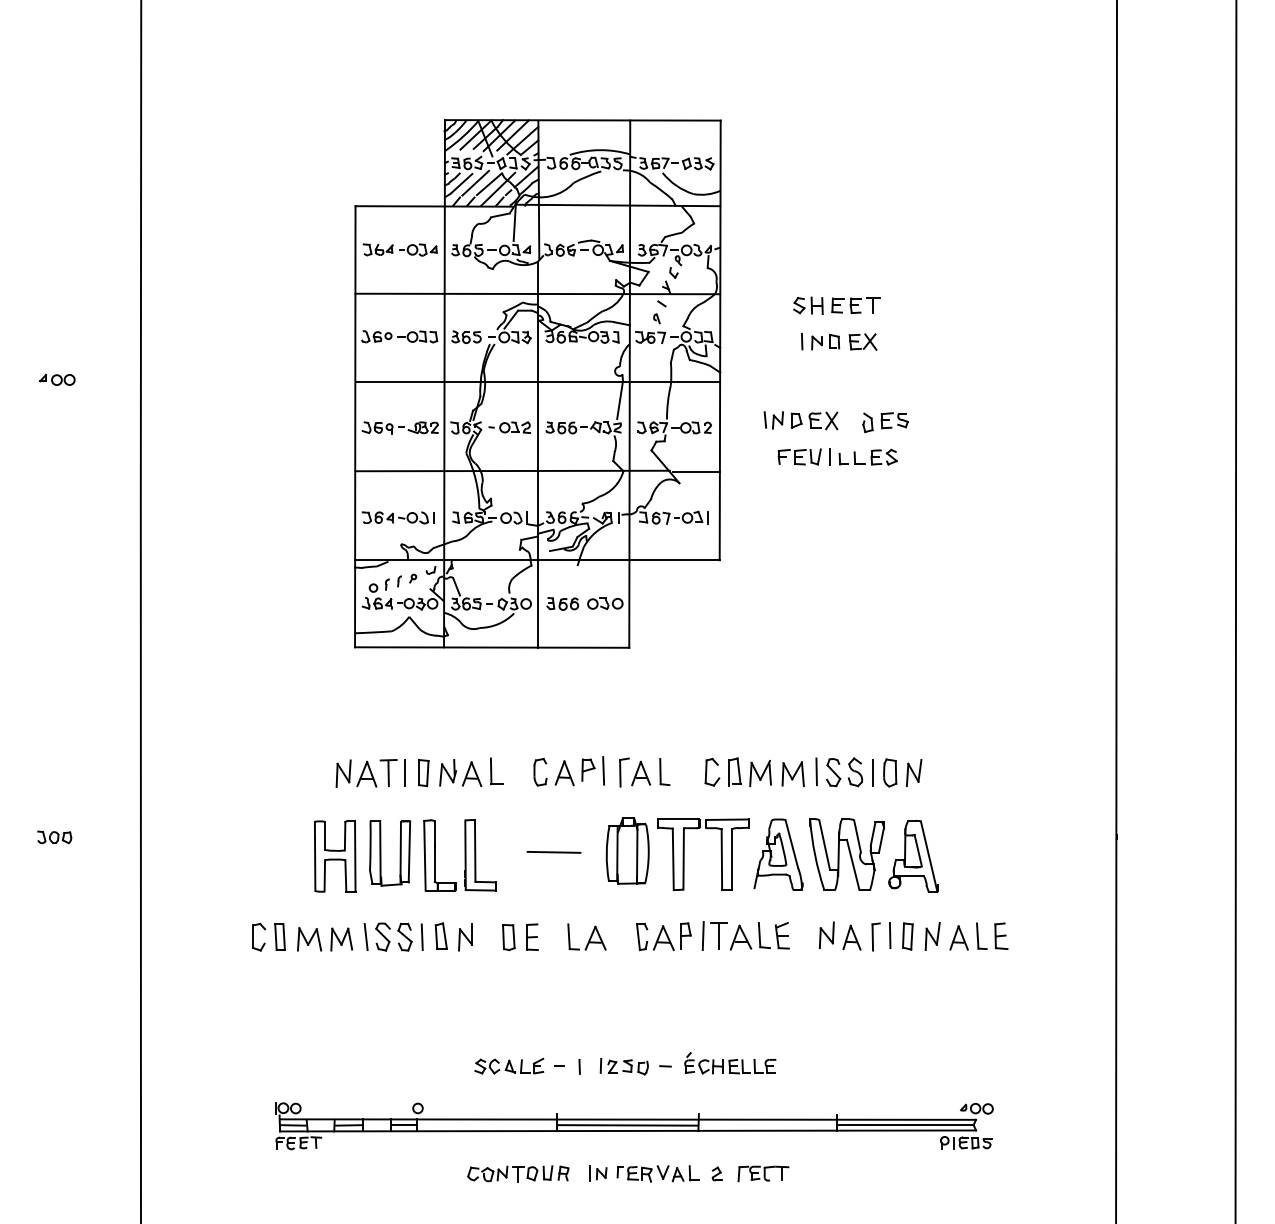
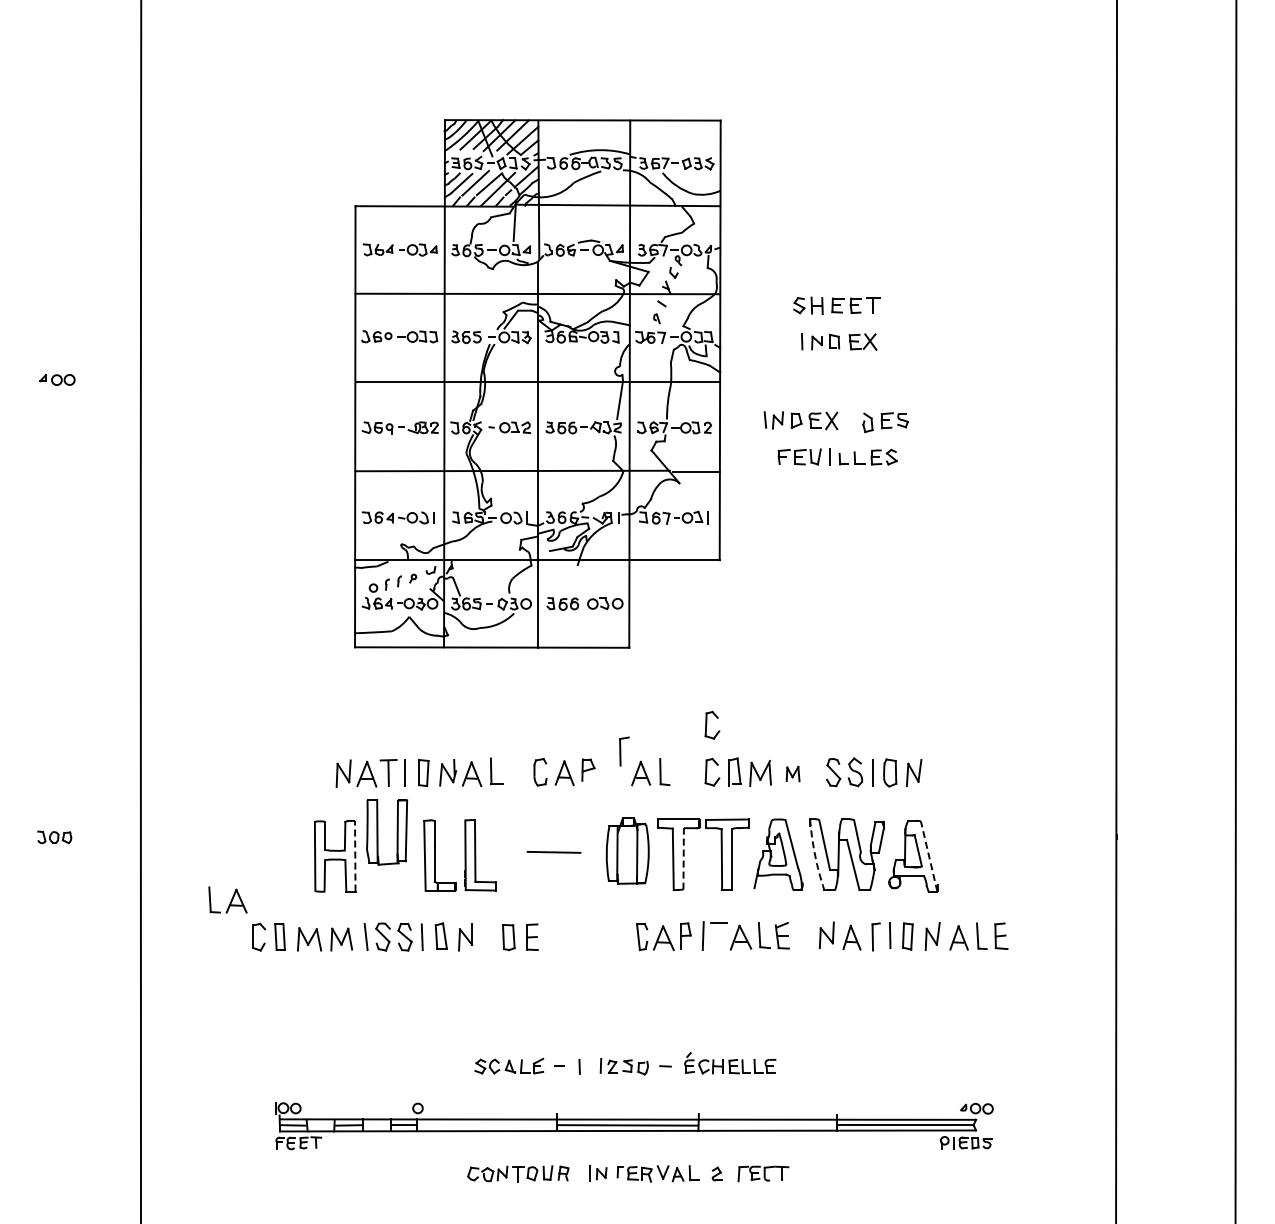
part: none -> present (712, 724)
line: present -> none (603, 770)
line: present -> none (816, 771)
part position: (624, 772) -> (624, 751) (624, 751)
part size: 24x26 px -> 16x17 px (792, 774)
part position: (381, 853) -> (378, 832) (378, 832)
arc: solid -> dashed (815, 854)
line: solid -> dashed (355, 855)
line: solid -> dashed (929, 856)
line: solid -> dashed (683, 858)
part position: (586, 936) -> (227, 899) (227, 899)
line: present -> none (719, 936)
